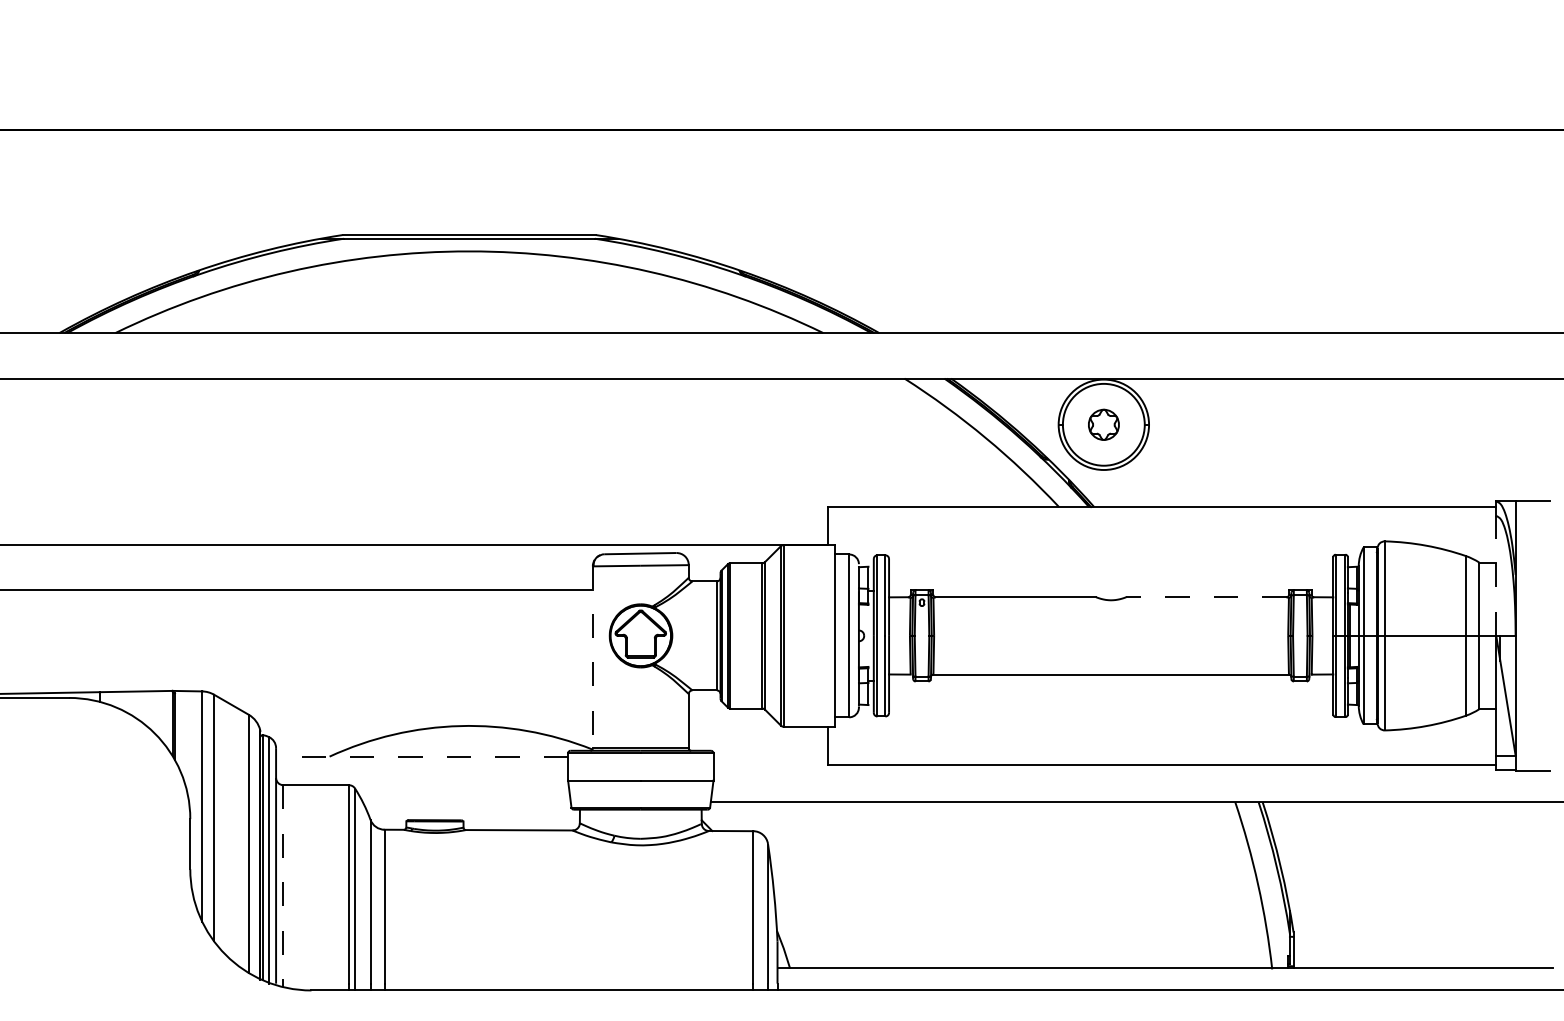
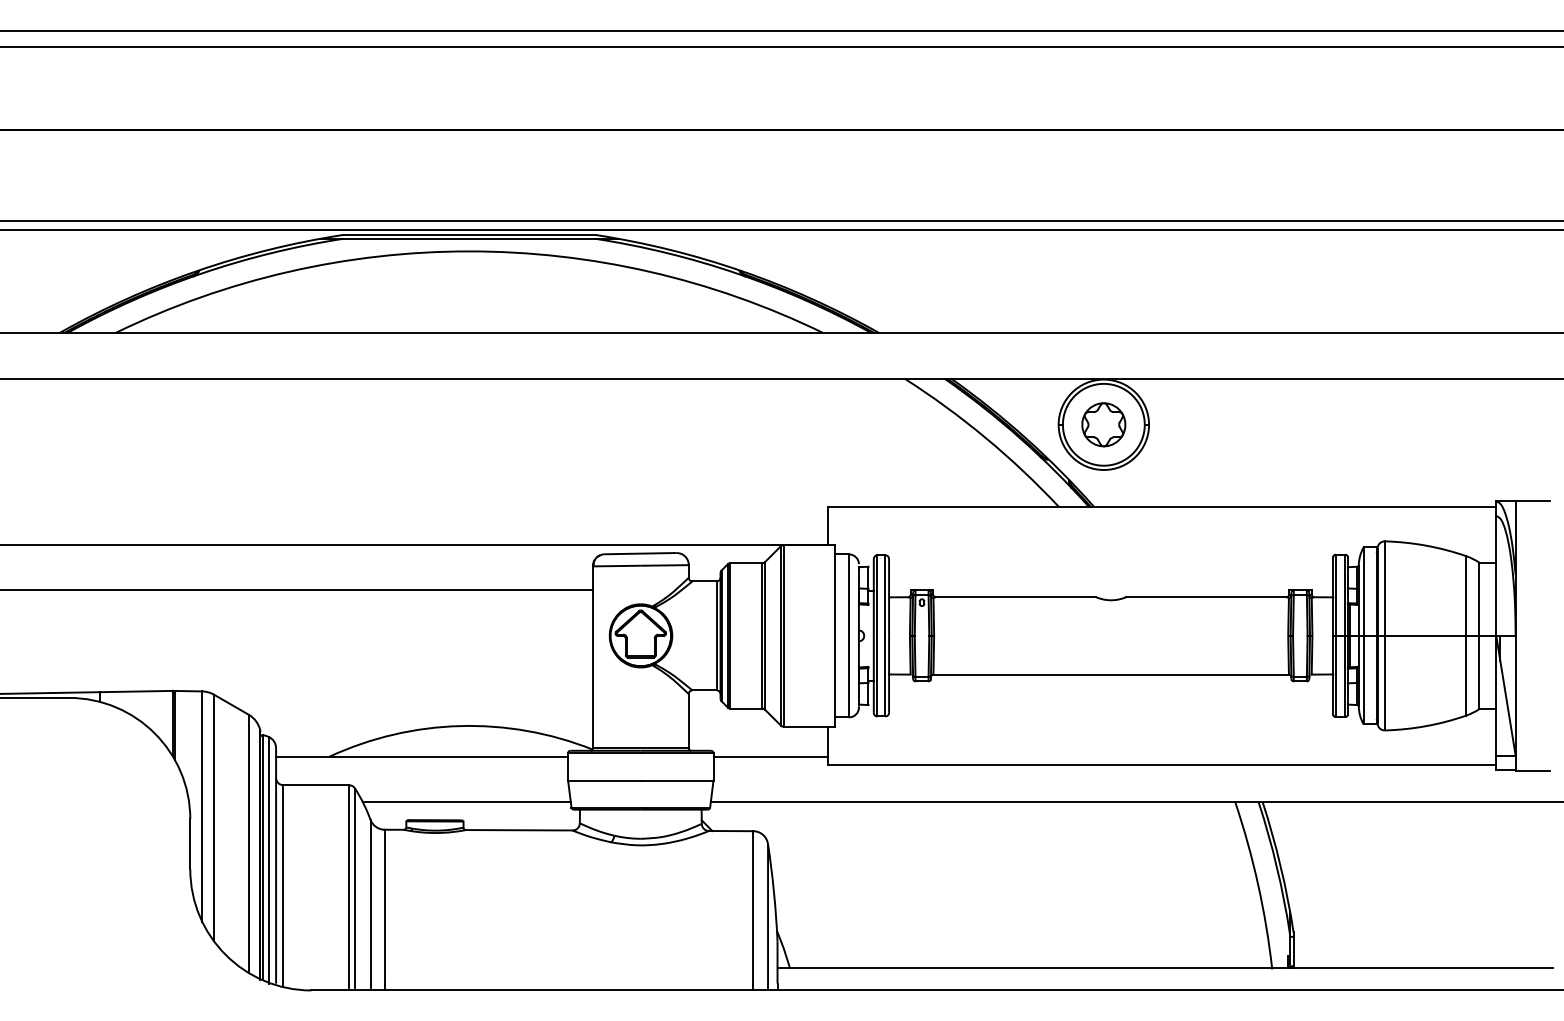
line: none -> present (781, 30)
line: none -> present (781, 47)
line: none -> present (781, 221)
line: none -> present (781, 230)
part size: 32x33 px -> 46x46 px (1103, 424)
line: dashed -> solid (1496, 575)
line: dashed -> solid (1205, 597)
line: dashed -> solid (592, 656)
line: dashed -> solid (421, 756)
line: none -> present (770, 756)
line: none -> present (466, 802)
line: dashed -> solid (283, 886)
